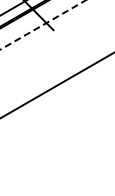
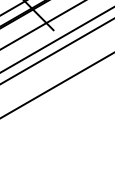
line: dashed -> solid (43, 24)
line: none -> present (56, 39)
line: none -> present (56, 51)
